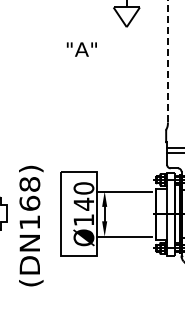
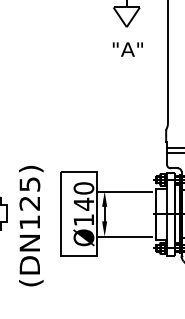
text position: (81, 49) -> (127, 49) (127, 49)
line: dashed -> solid (167, 61)
text: (DN168) -> (DN125) (29, 193)
